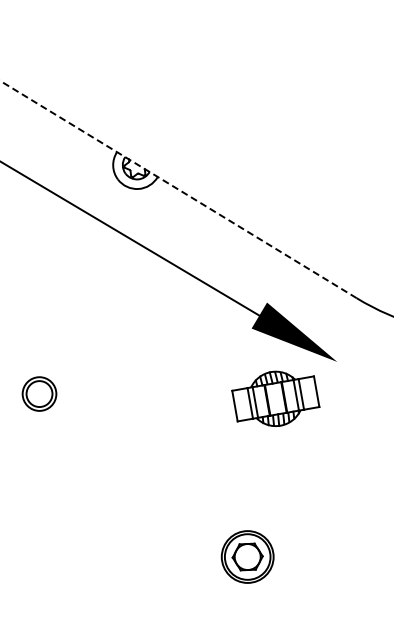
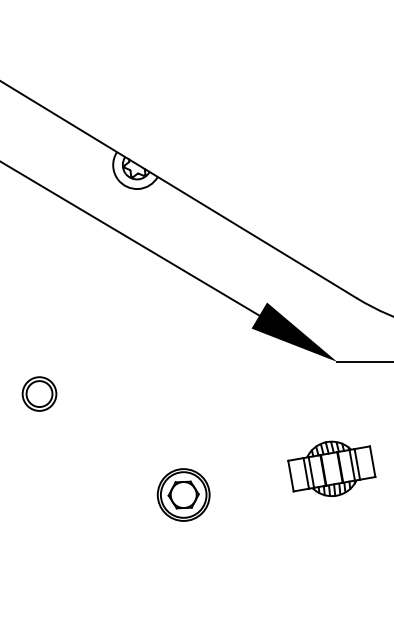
line: dashed -> solid (178, 189)
line: none -> present (363, 361)
part position: (275, 398) -> (331, 468) (331, 468)
part position: (247, 556) -> (183, 494) (183, 494)
